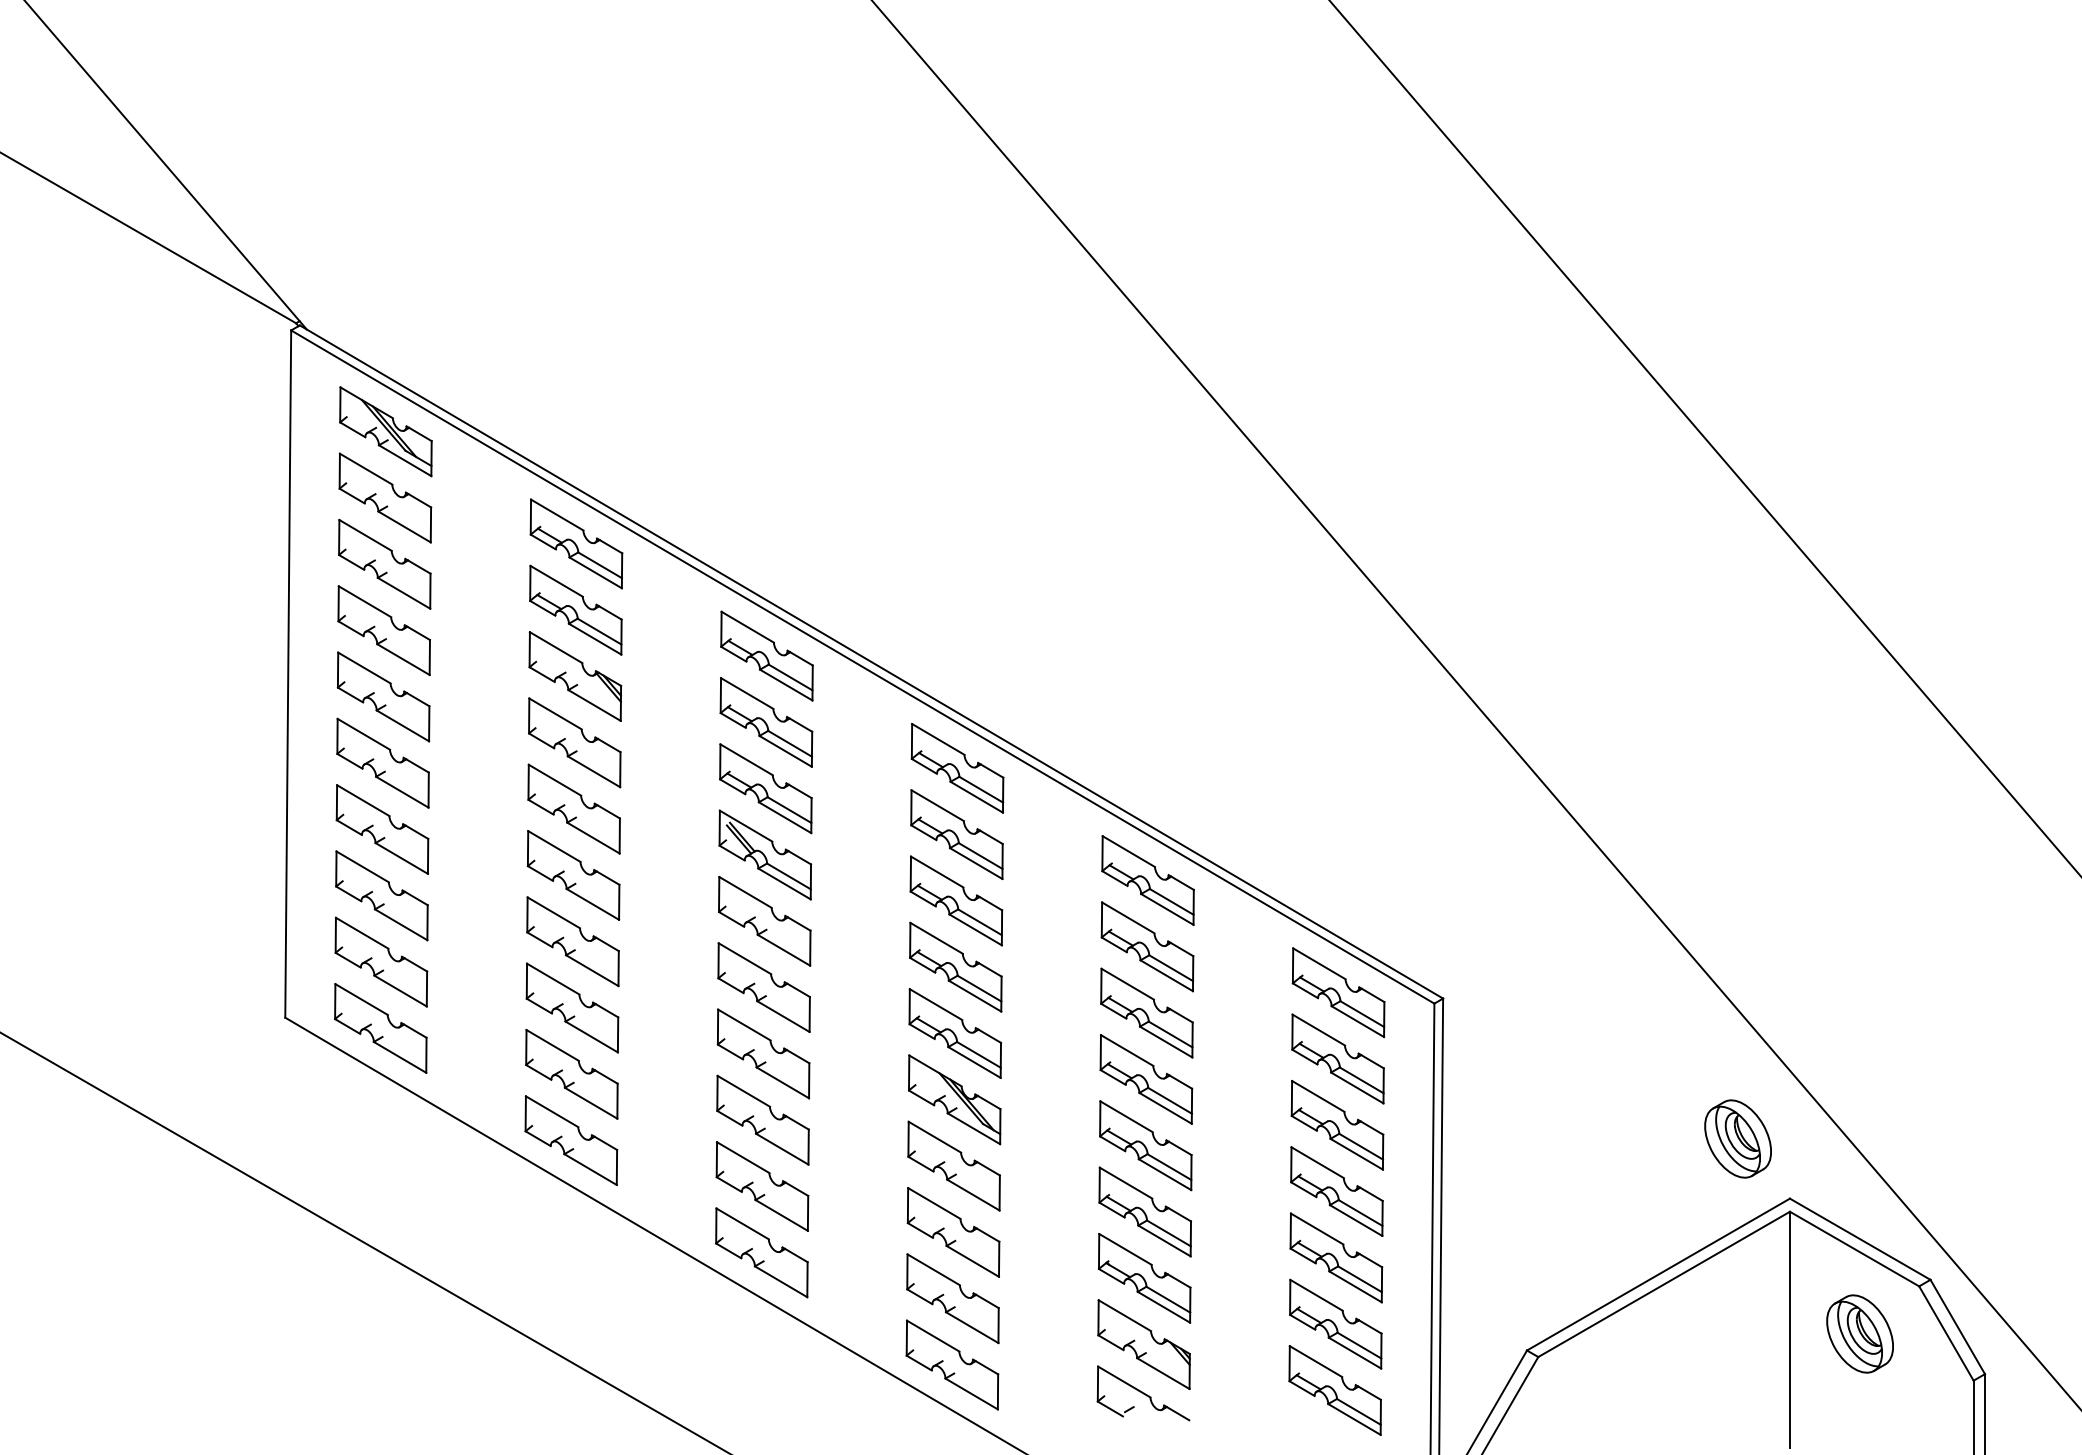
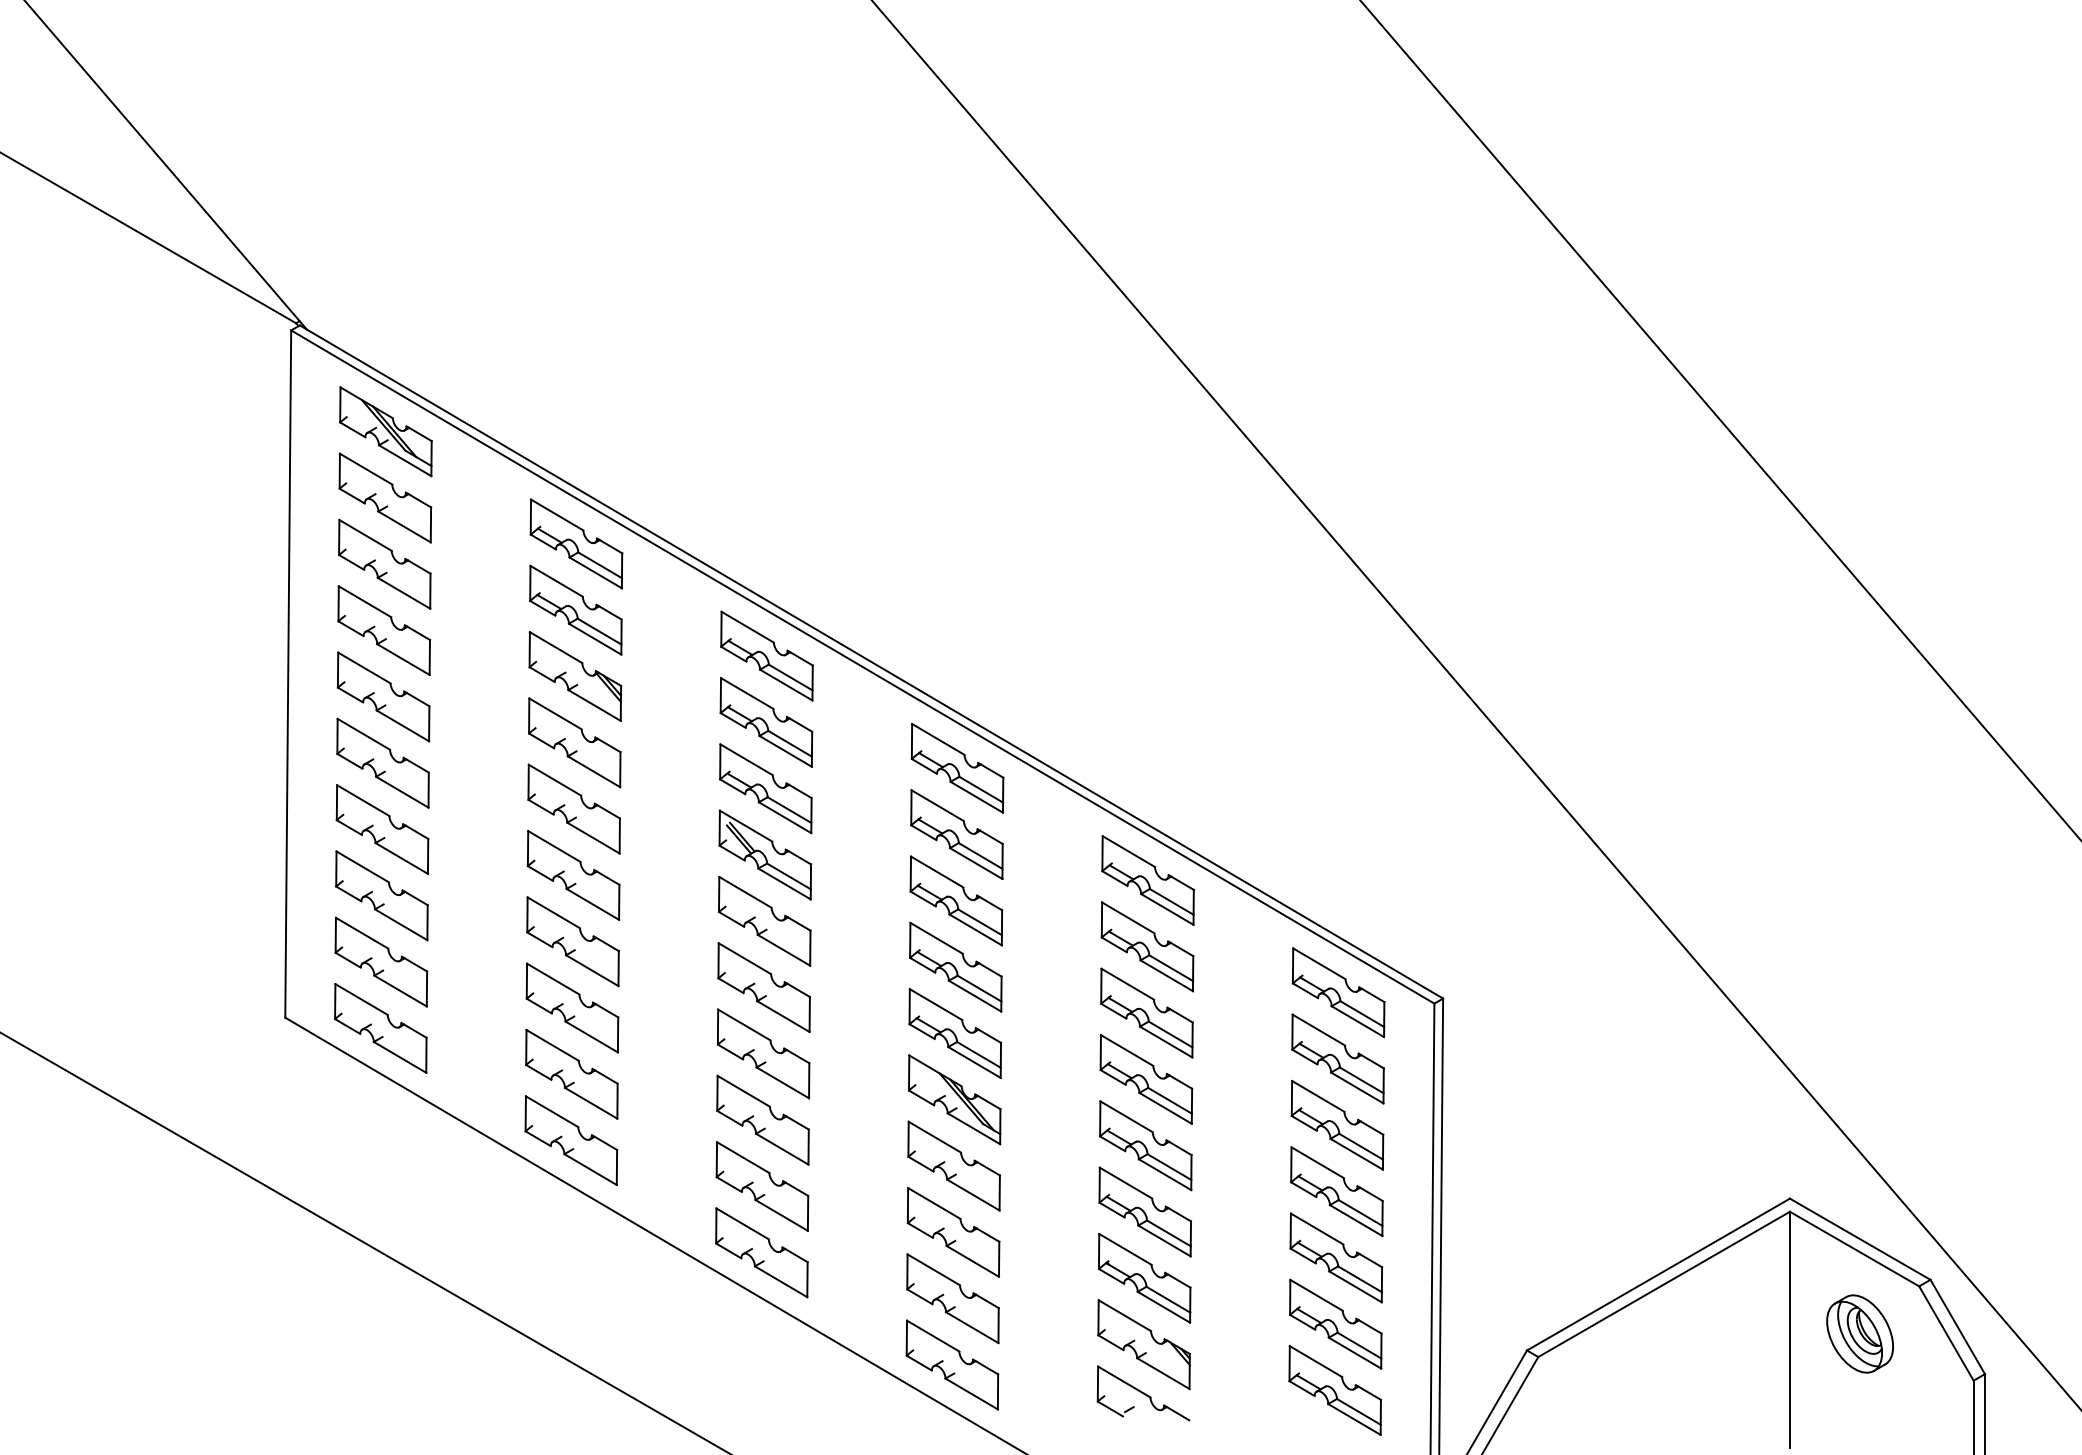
line position: (1704, 437) -> (1720, 419) (1720, 419)
part: present -> none (1737, 1138)
